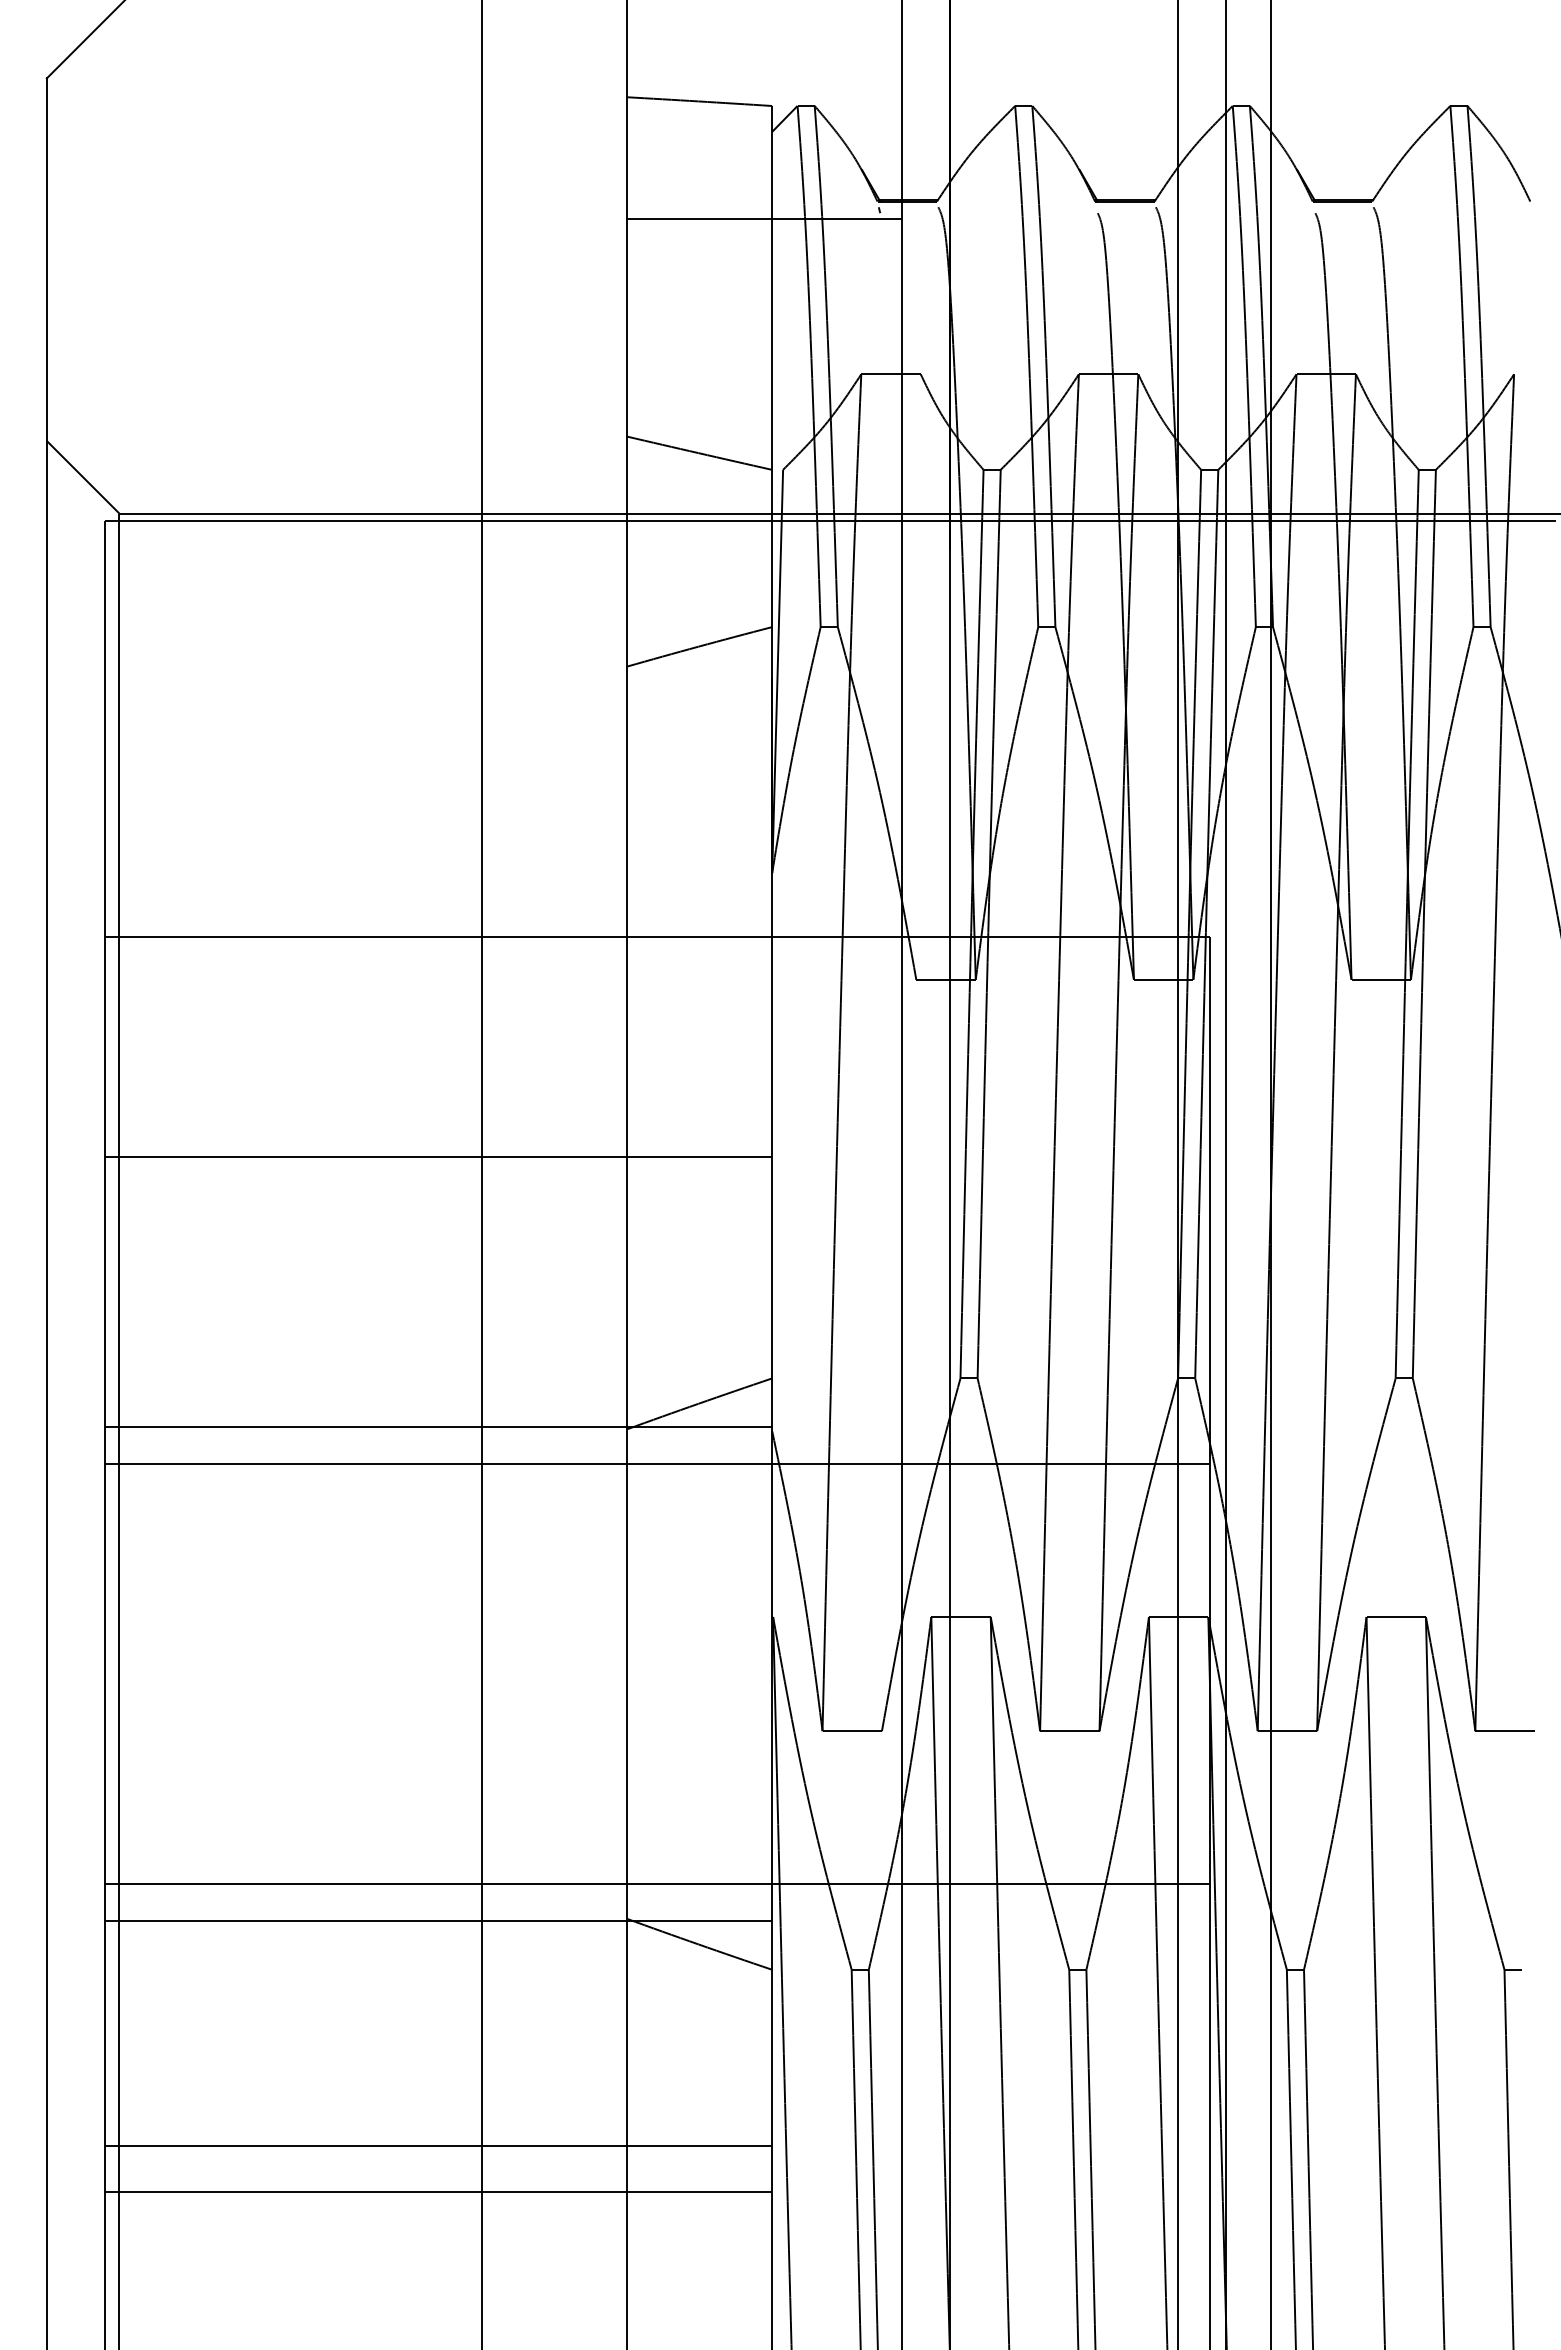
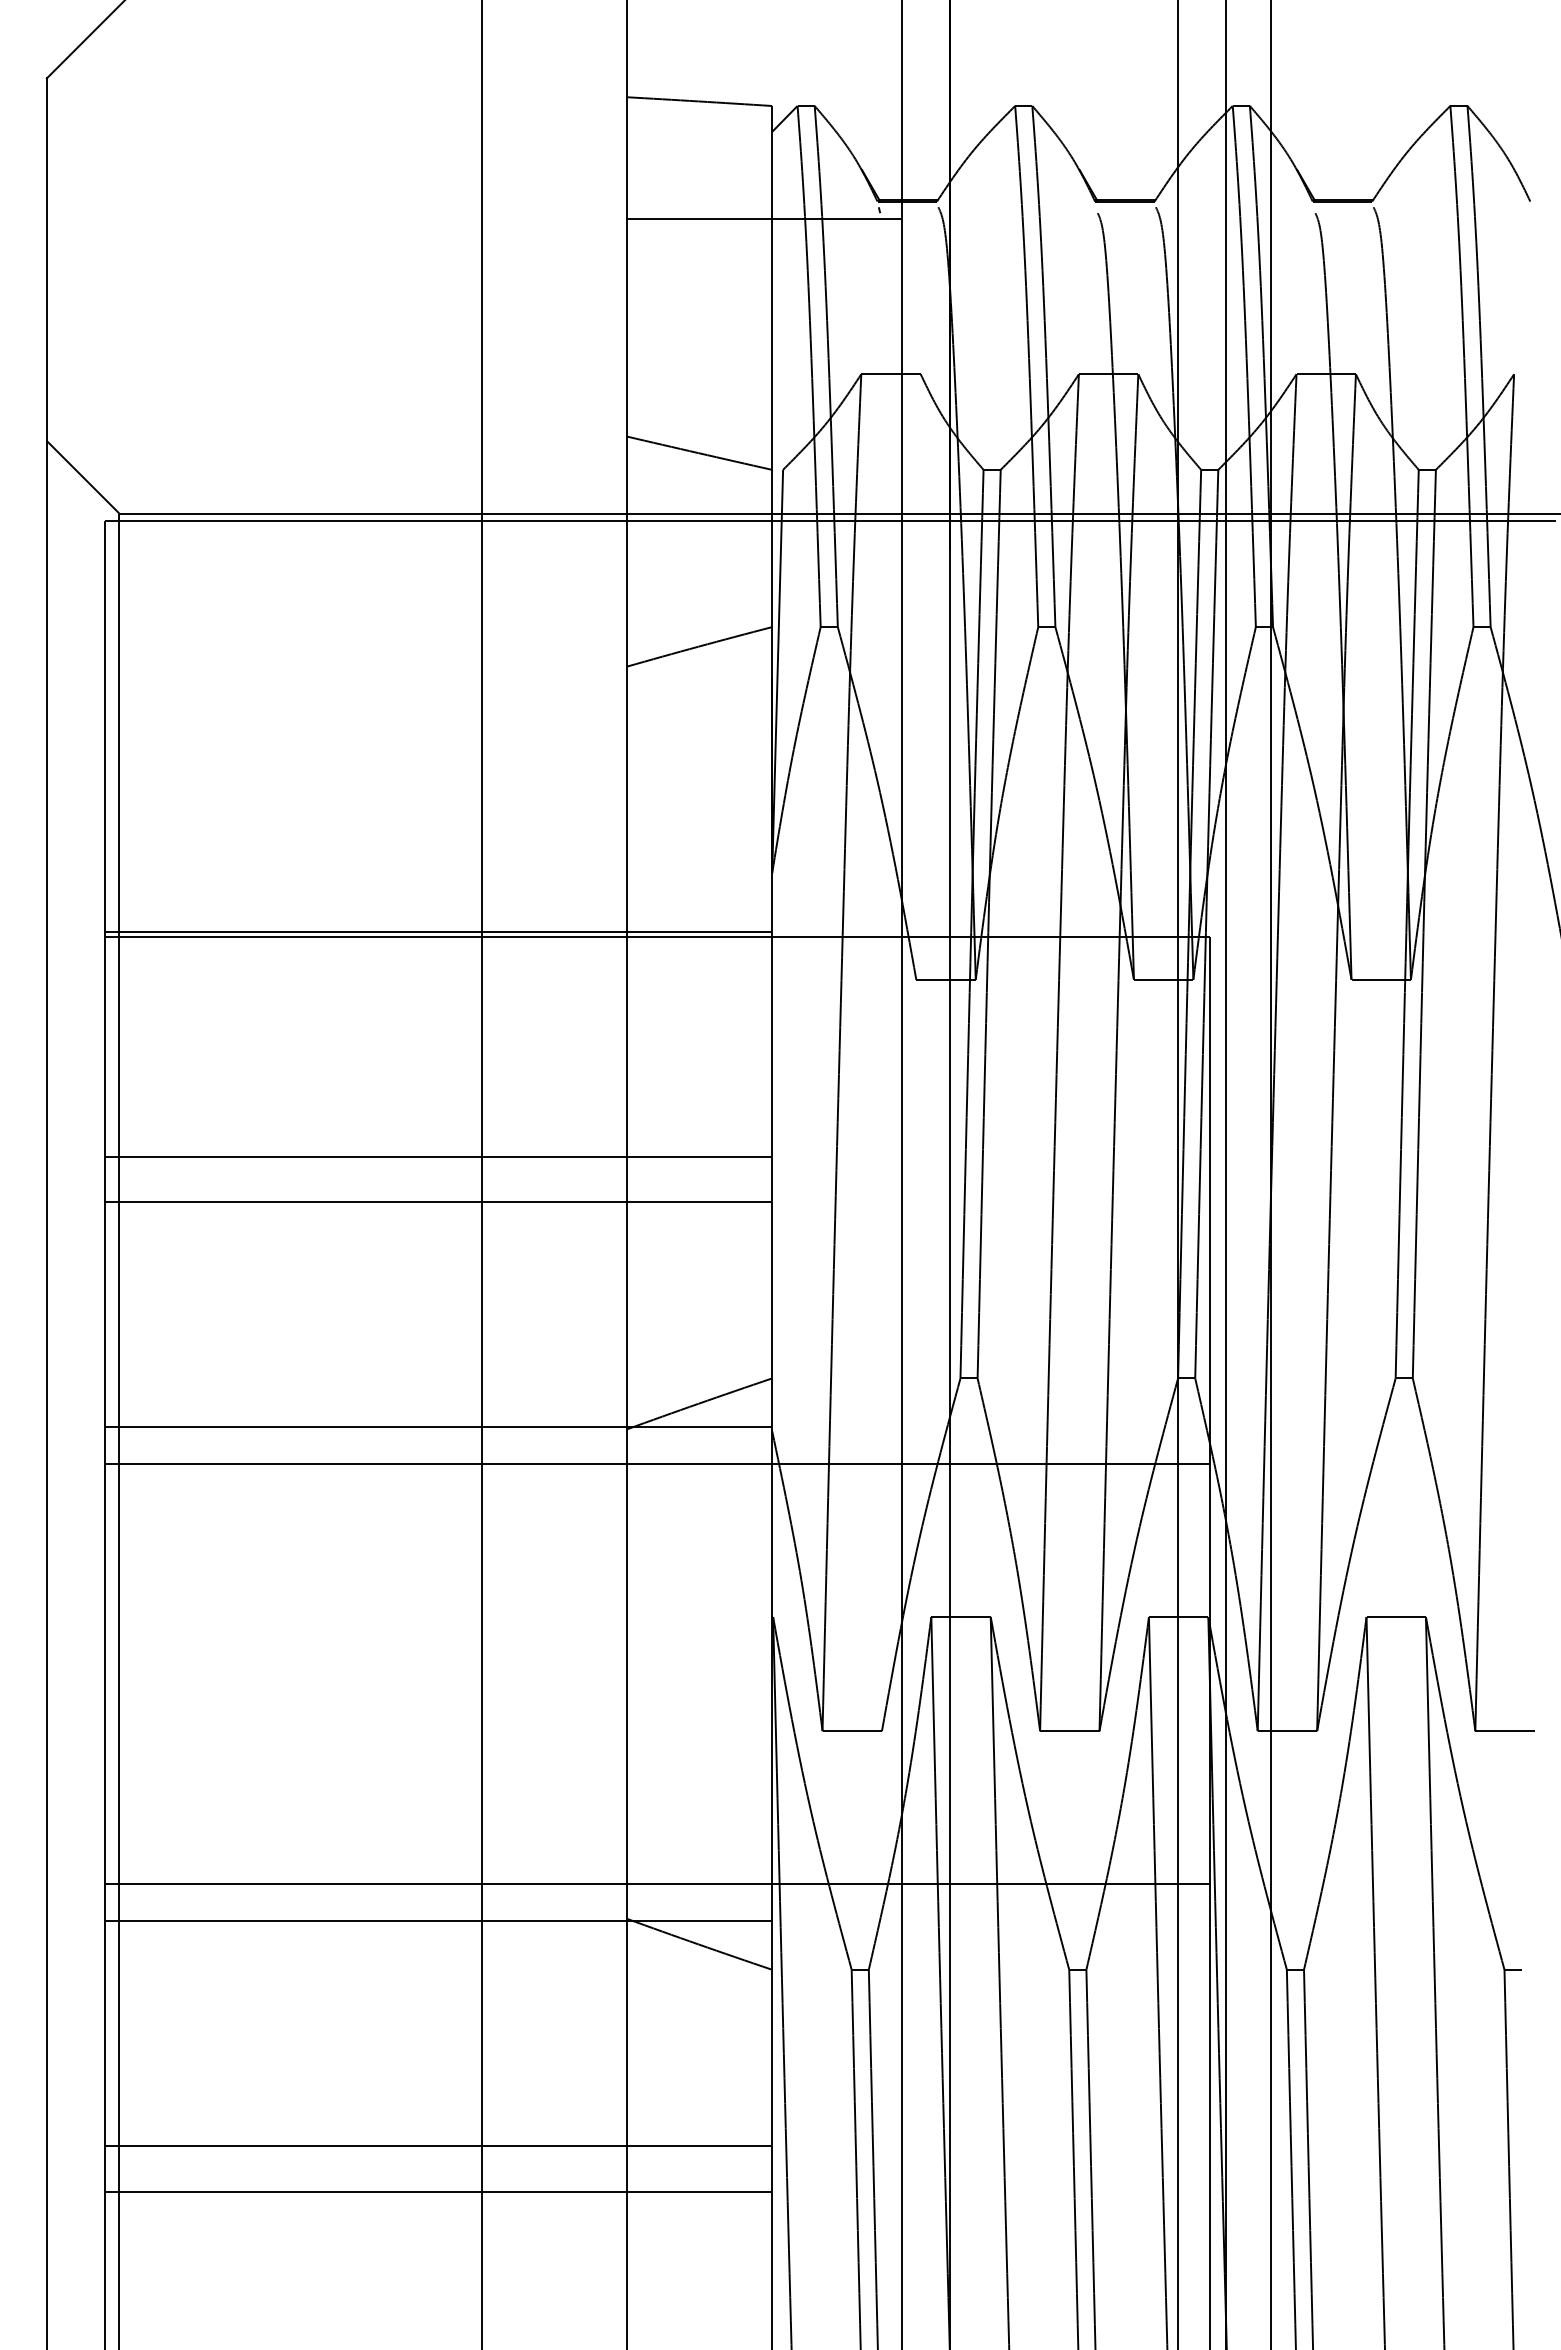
line: none -> present (438, 931)
line: none -> present (438, 1202)
